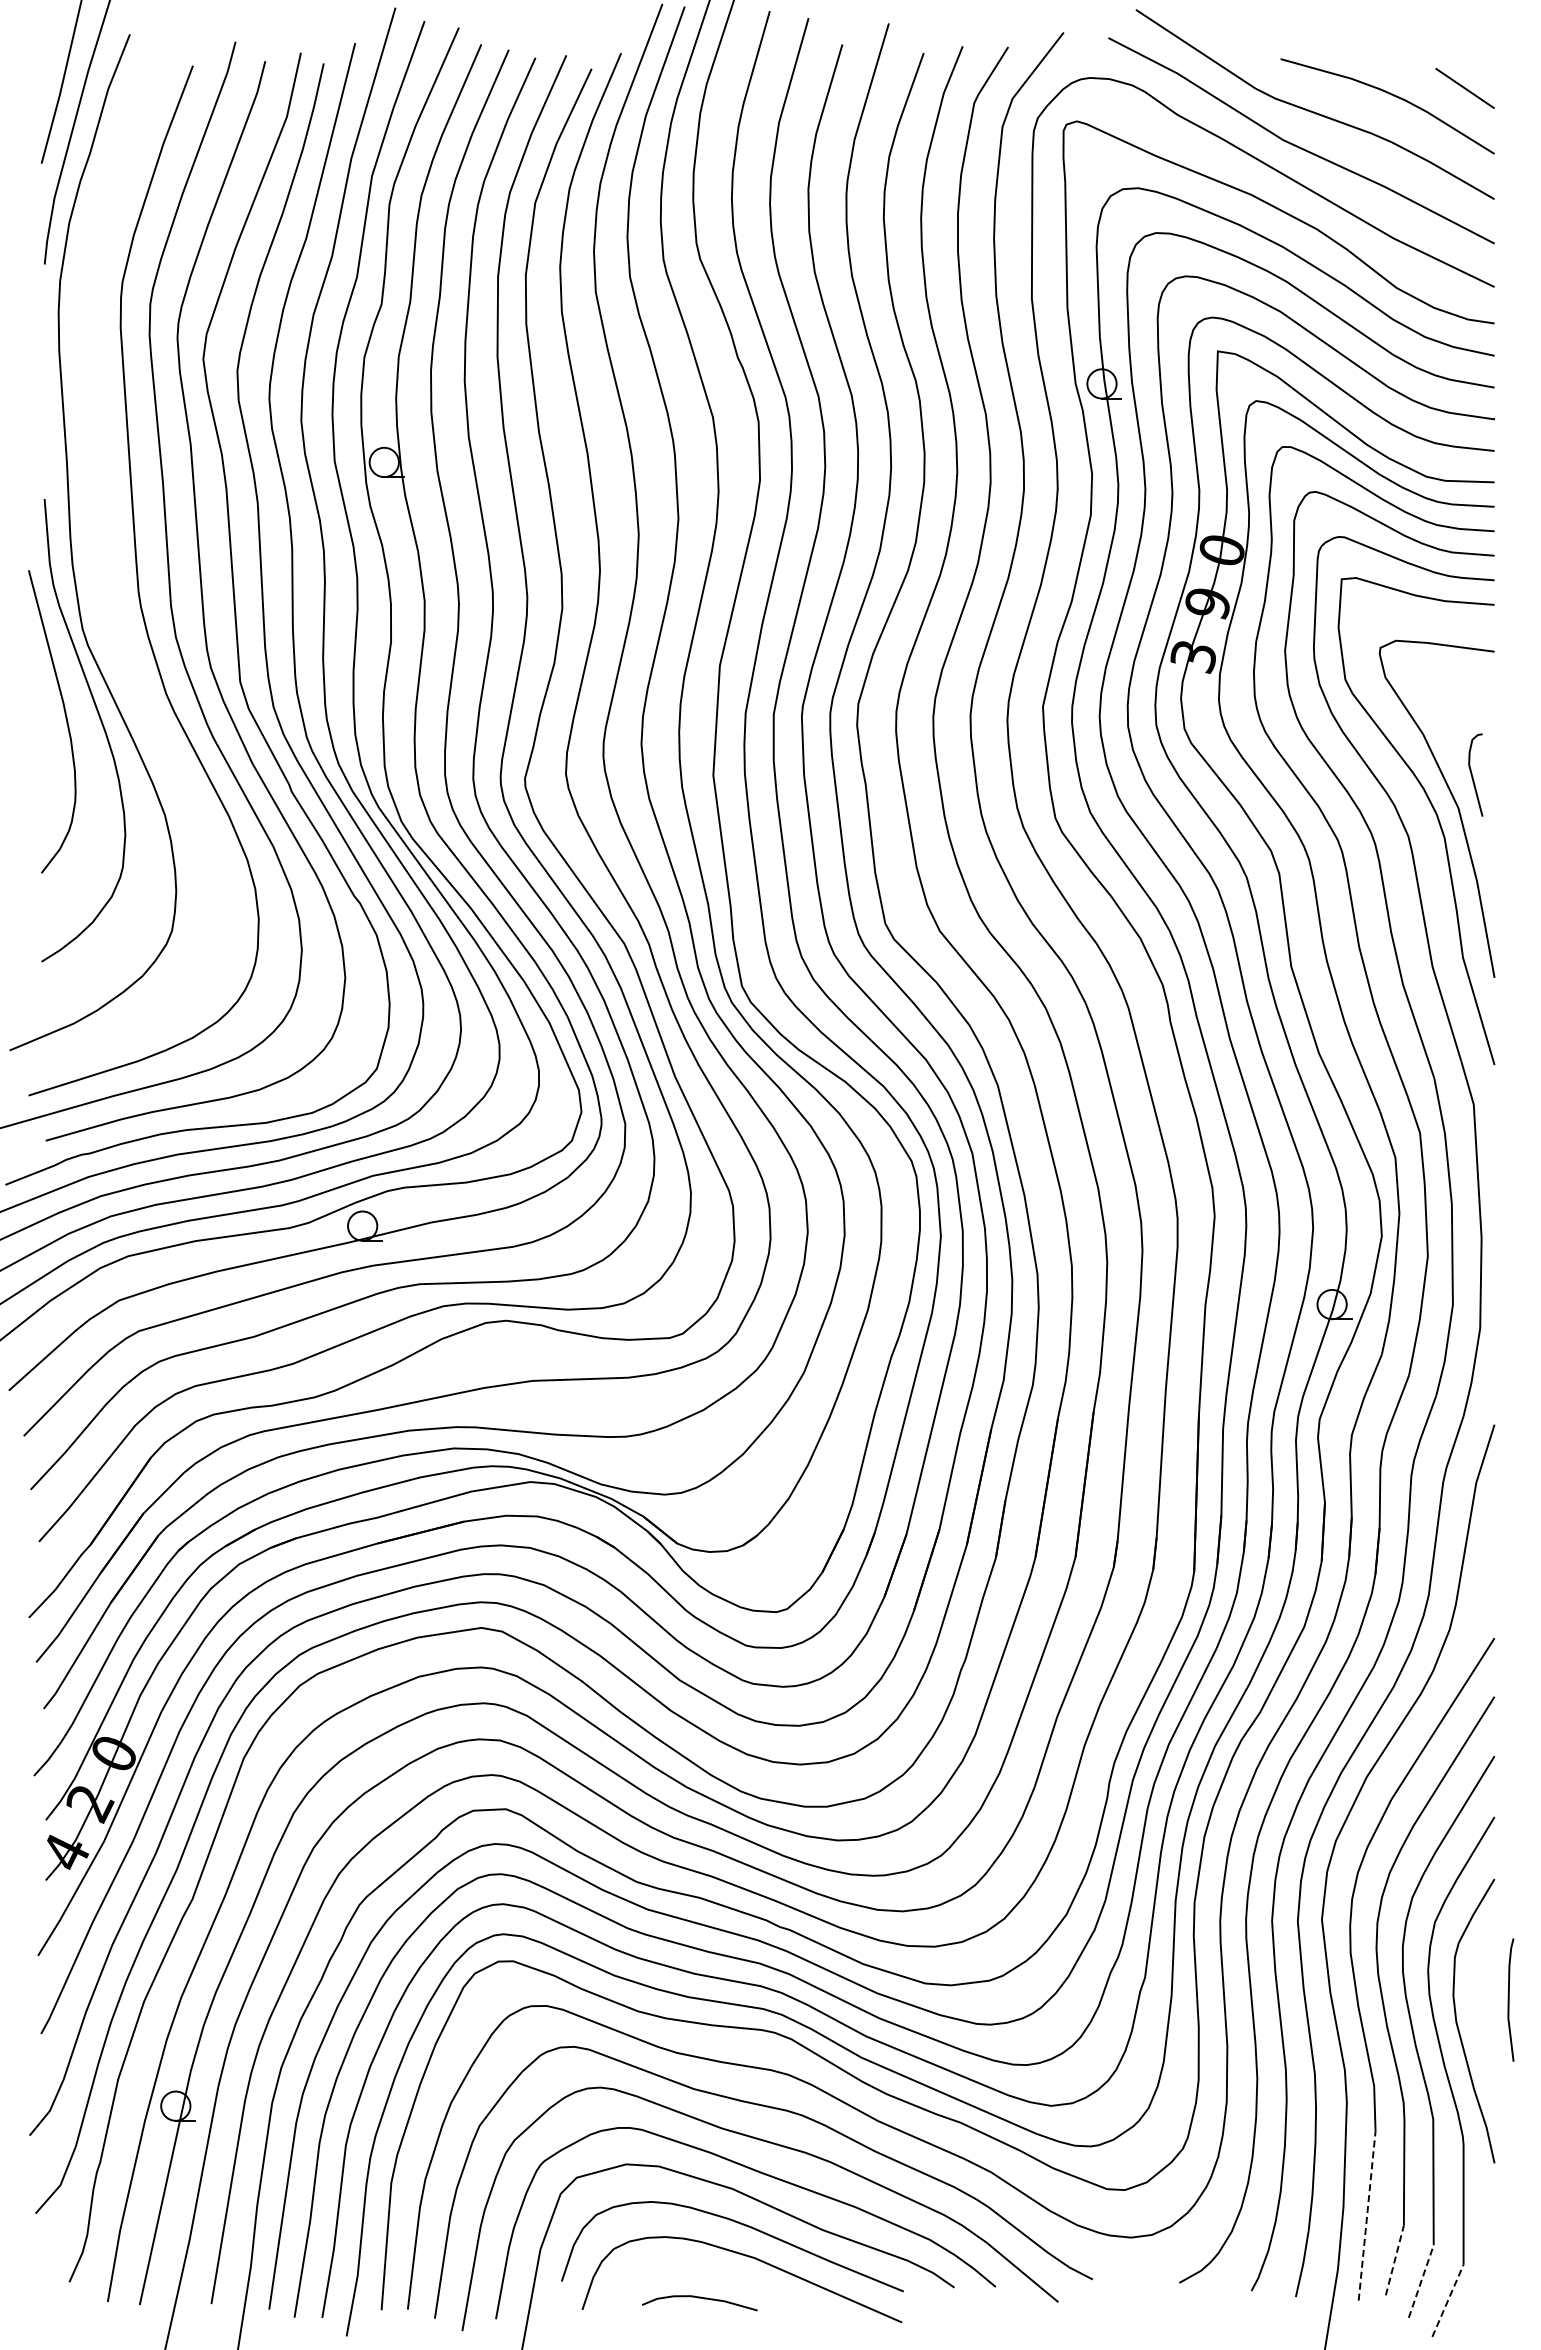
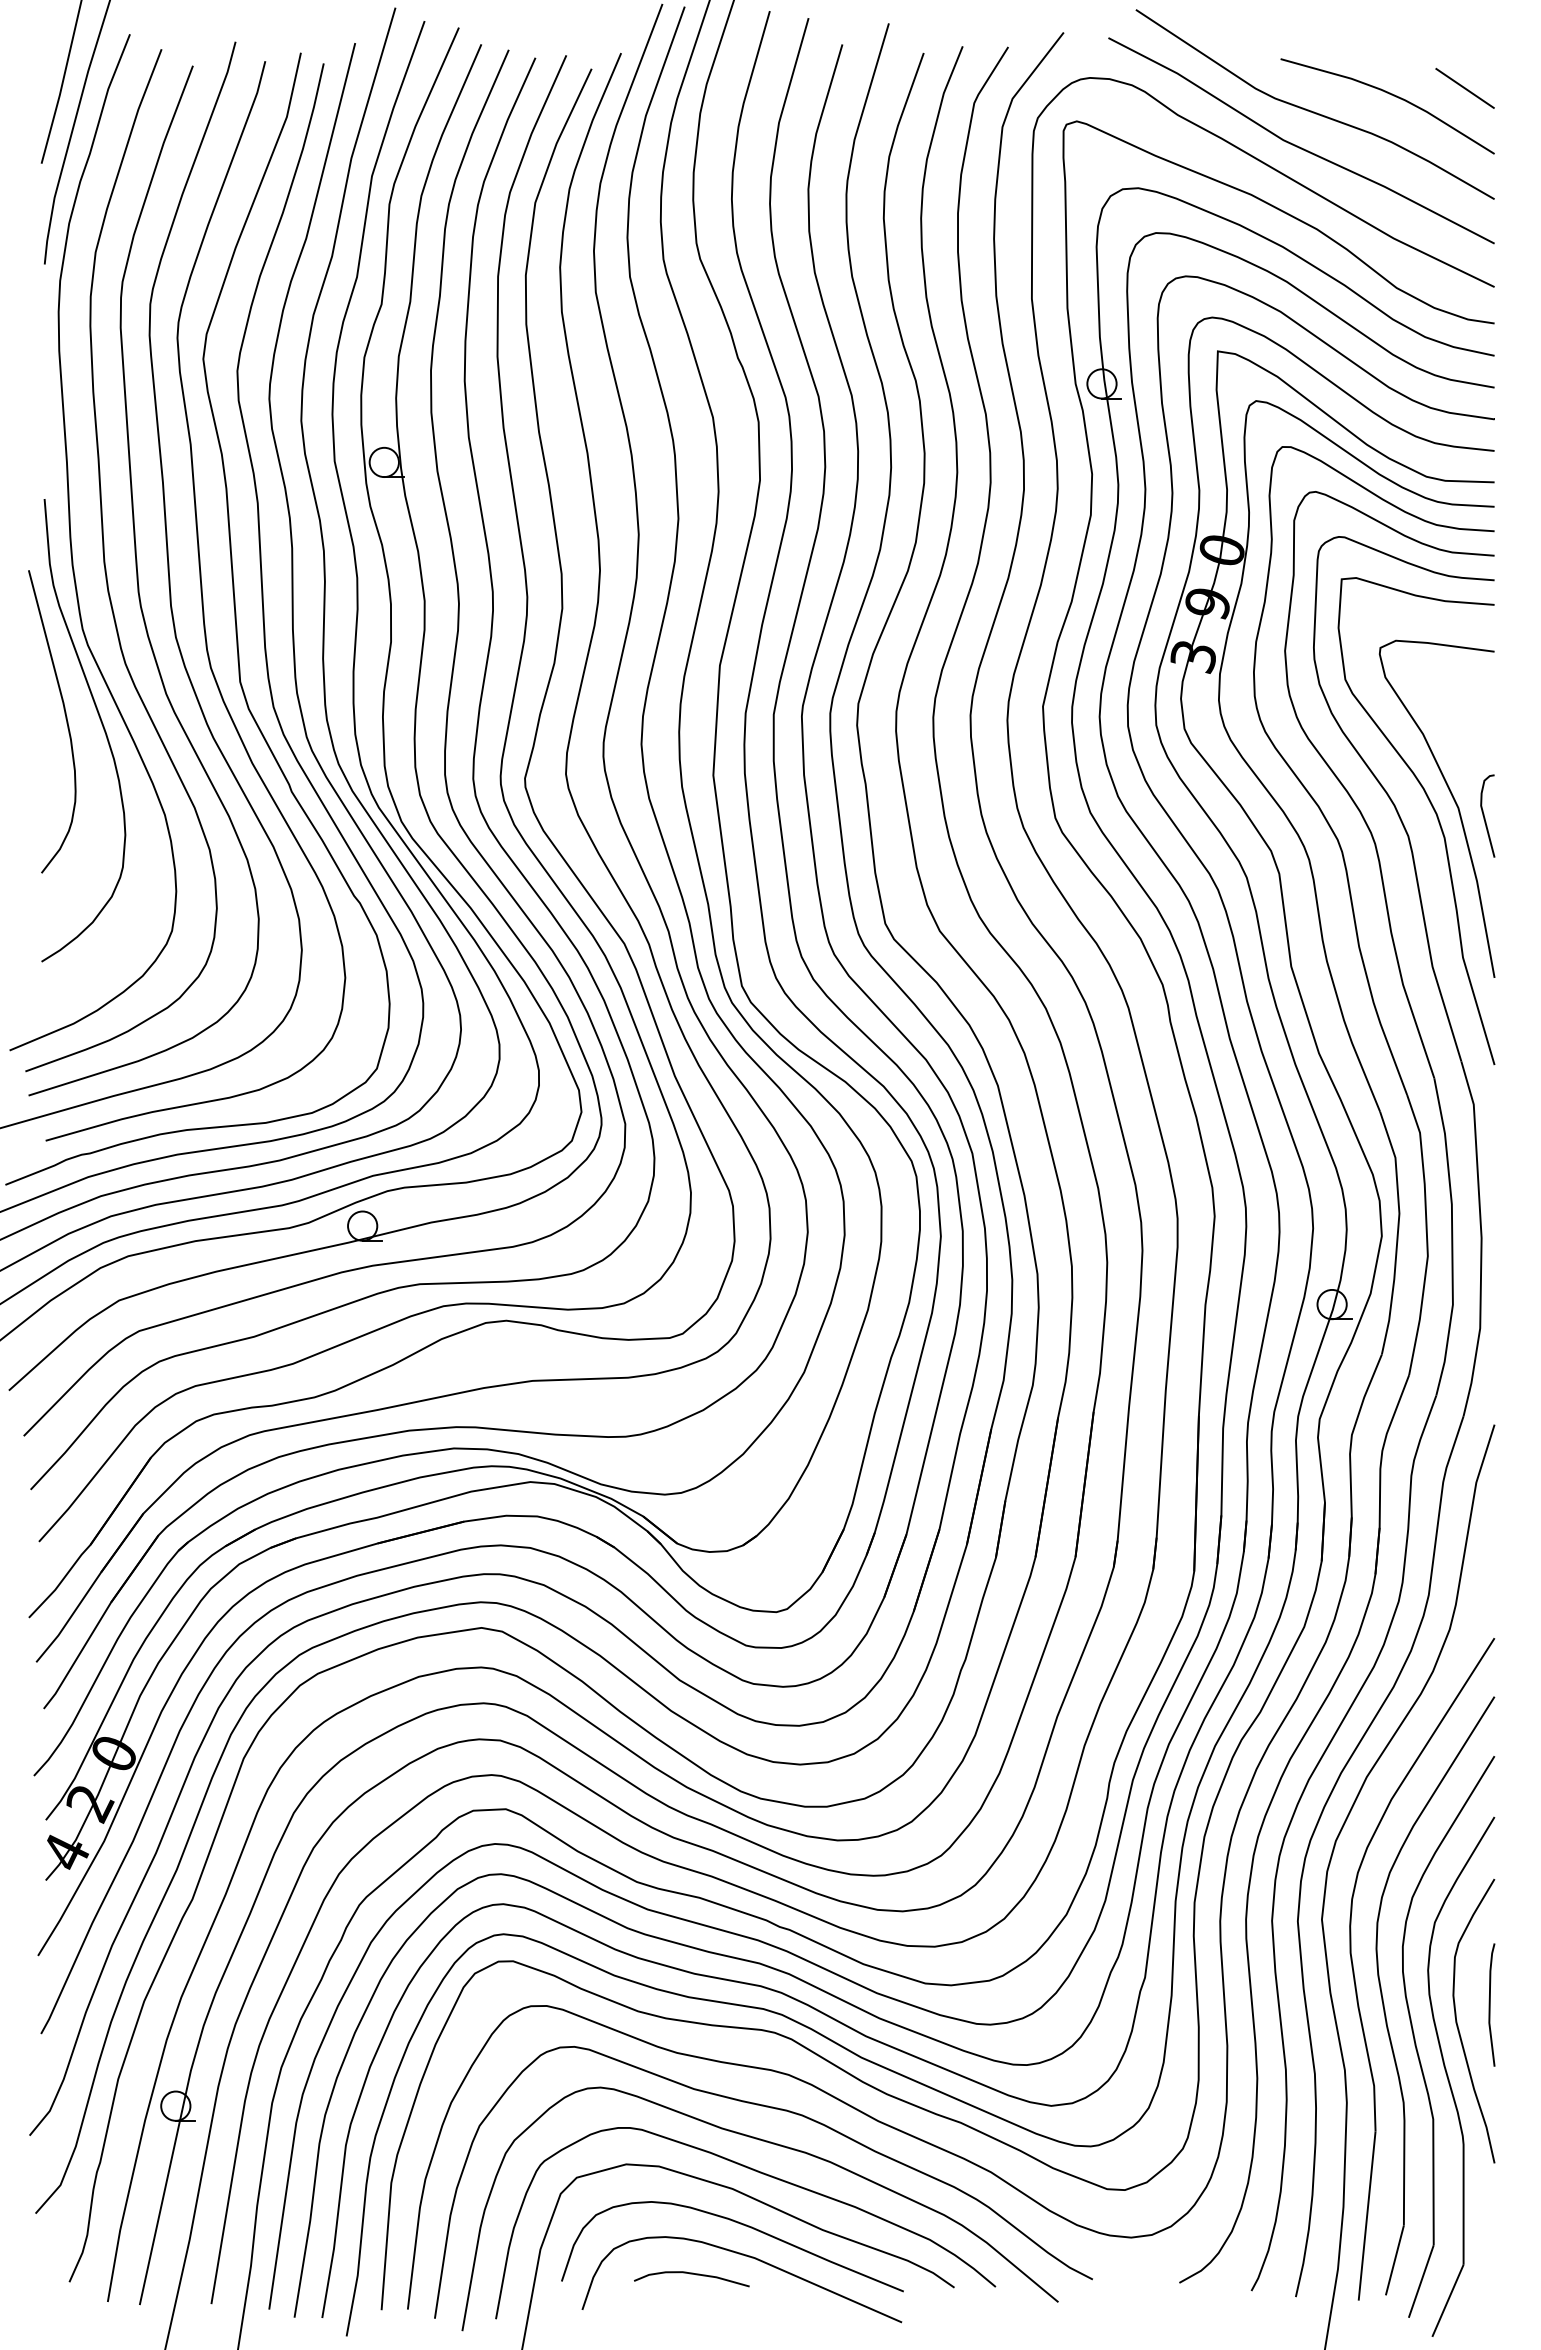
curve: none -> present (105, 560)
curve position: (1473, 776) -> (1485, 817) (1485, 817)
line position: (1509, 1999) -> (1490, 2004) (1490, 2004)
line: dashed -> solid (1367, 2215)
line: dashed -> solid (1394, 2259)
line: dashed -> solid (1421, 2281)
curve position: (699, 2298) -> (691, 2274) (691, 2274)
line: dashed -> solid (1448, 2300)
